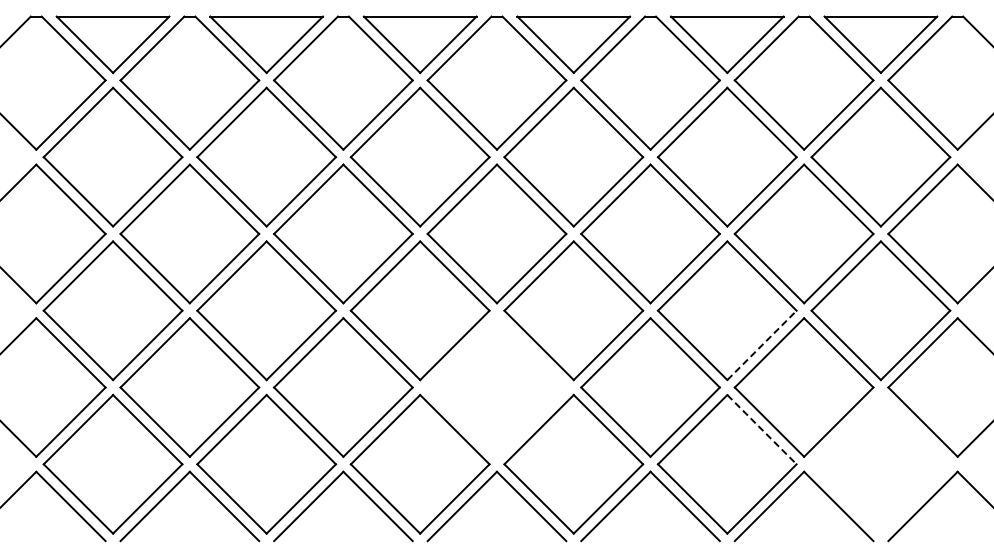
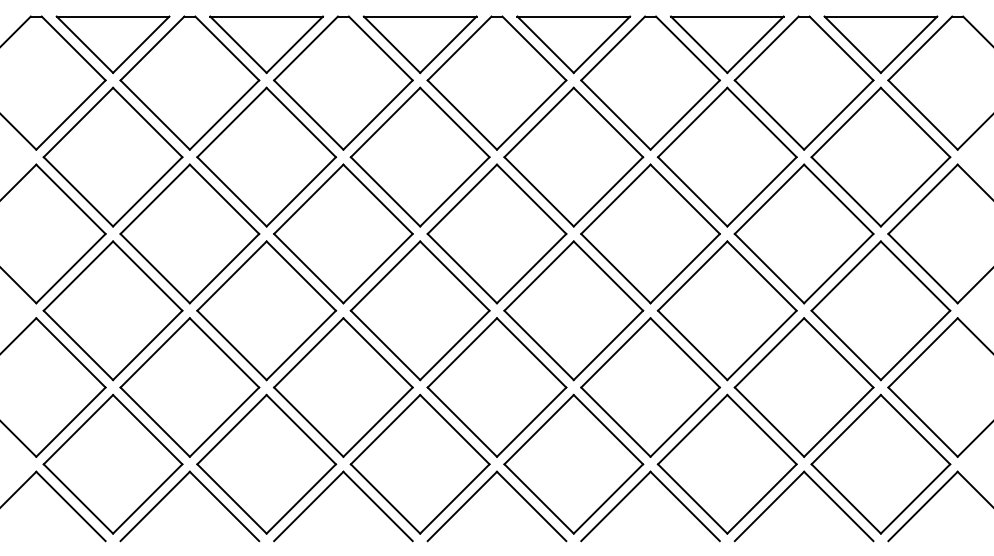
line: dashed -> solid (761, 345)
part: none -> present (496, 387)
line: dashed -> solid (761, 429)
part: none -> present (880, 463)
